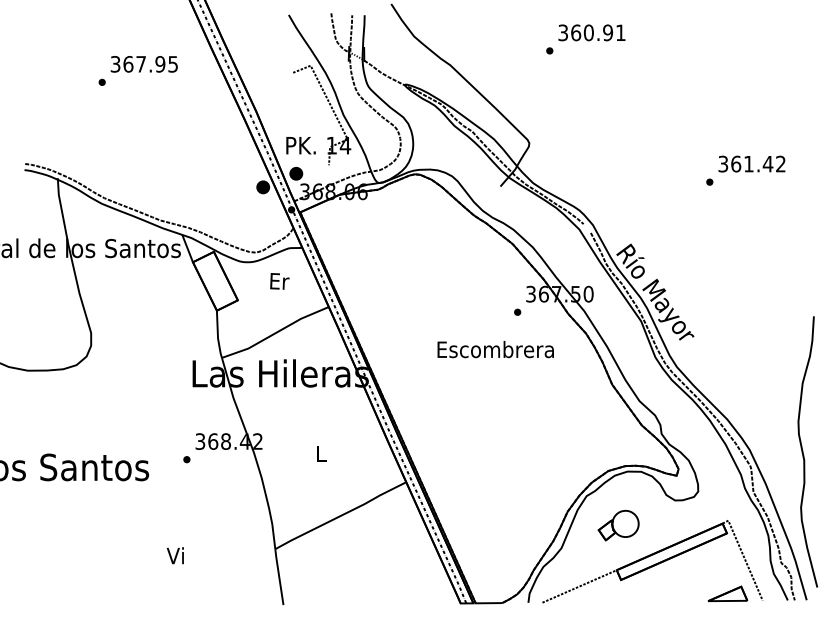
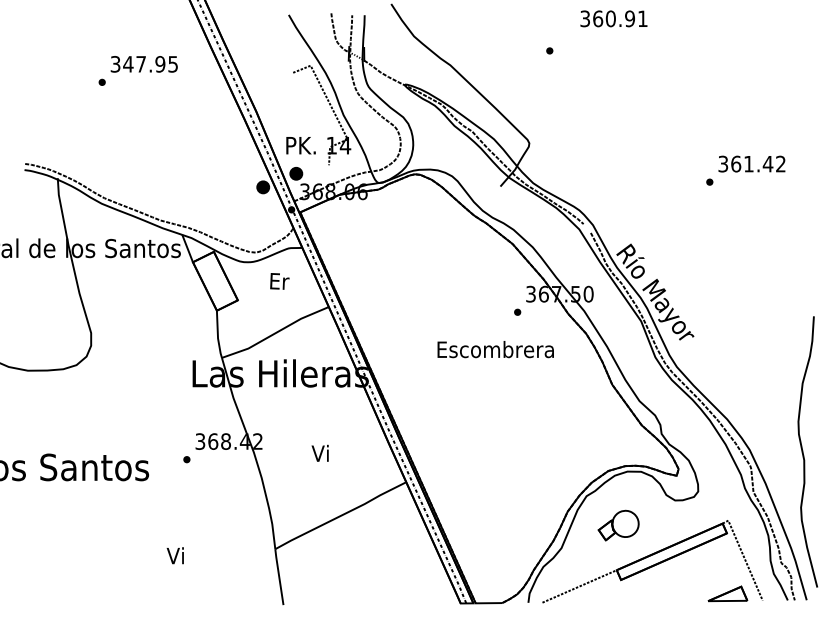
text position: (591, 32) -> (613, 18) (613, 18)
text: 367.95 -> 347.95 (128, 64)
text: L -> Vi (319, 452)
